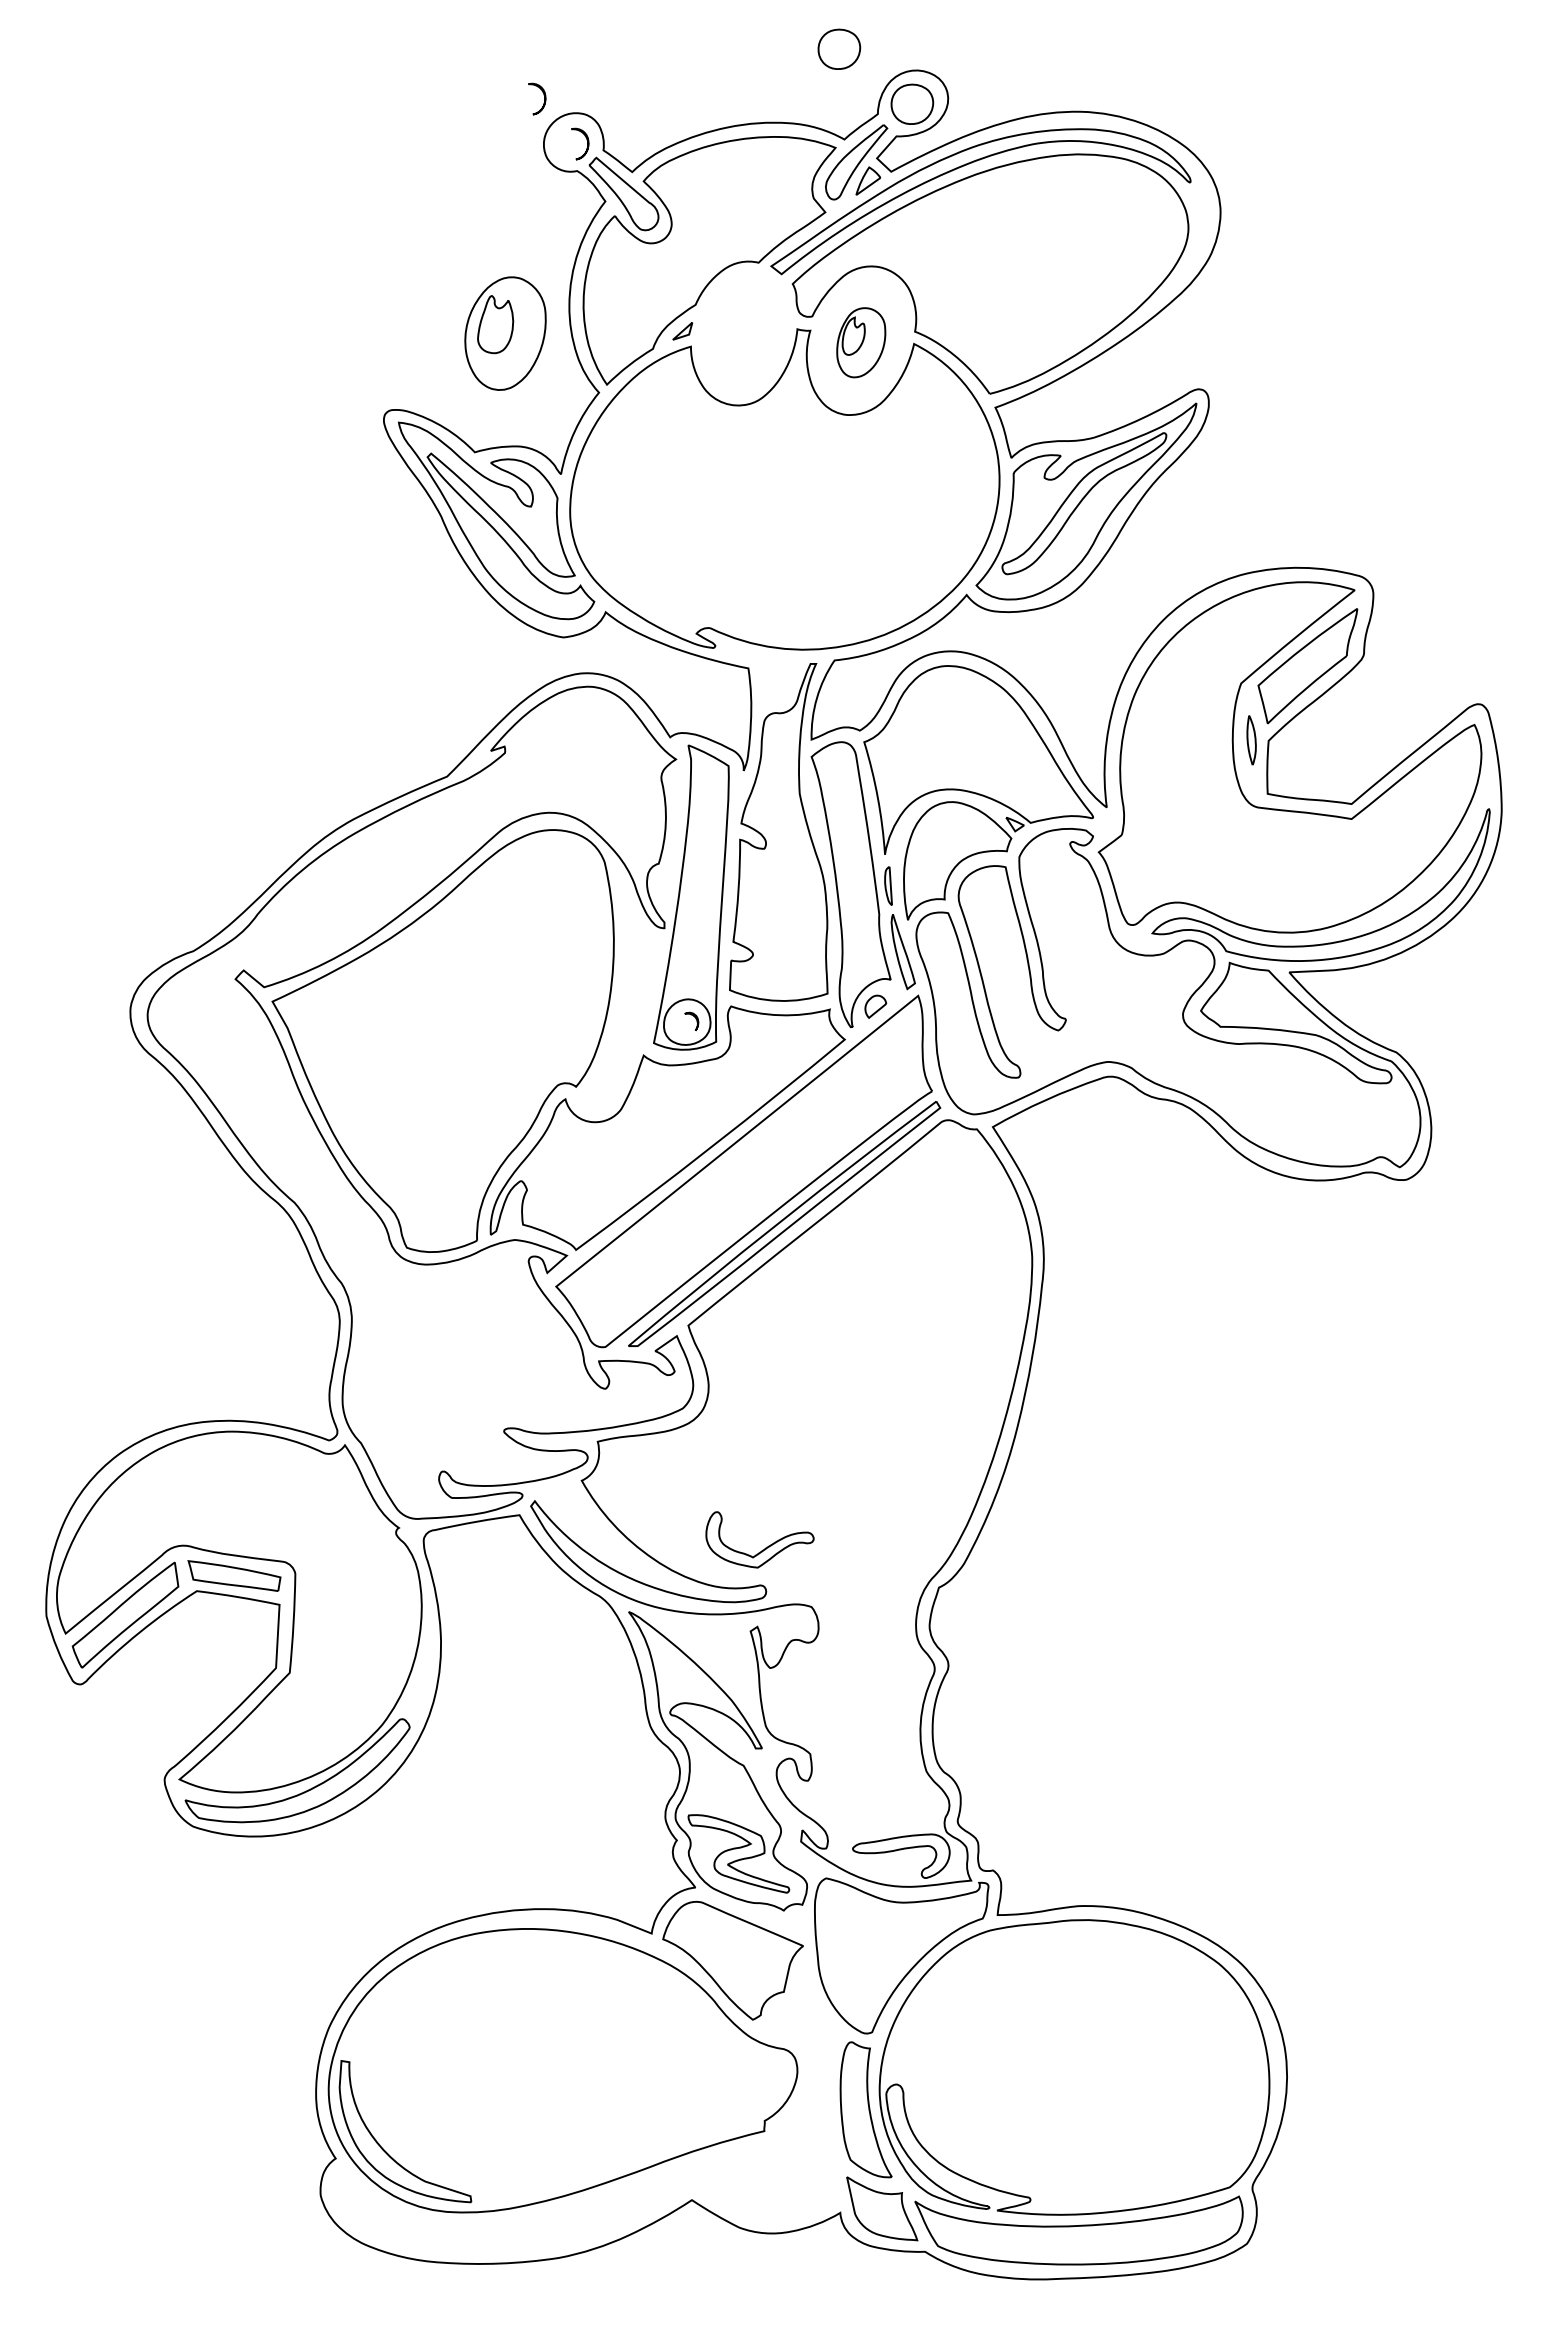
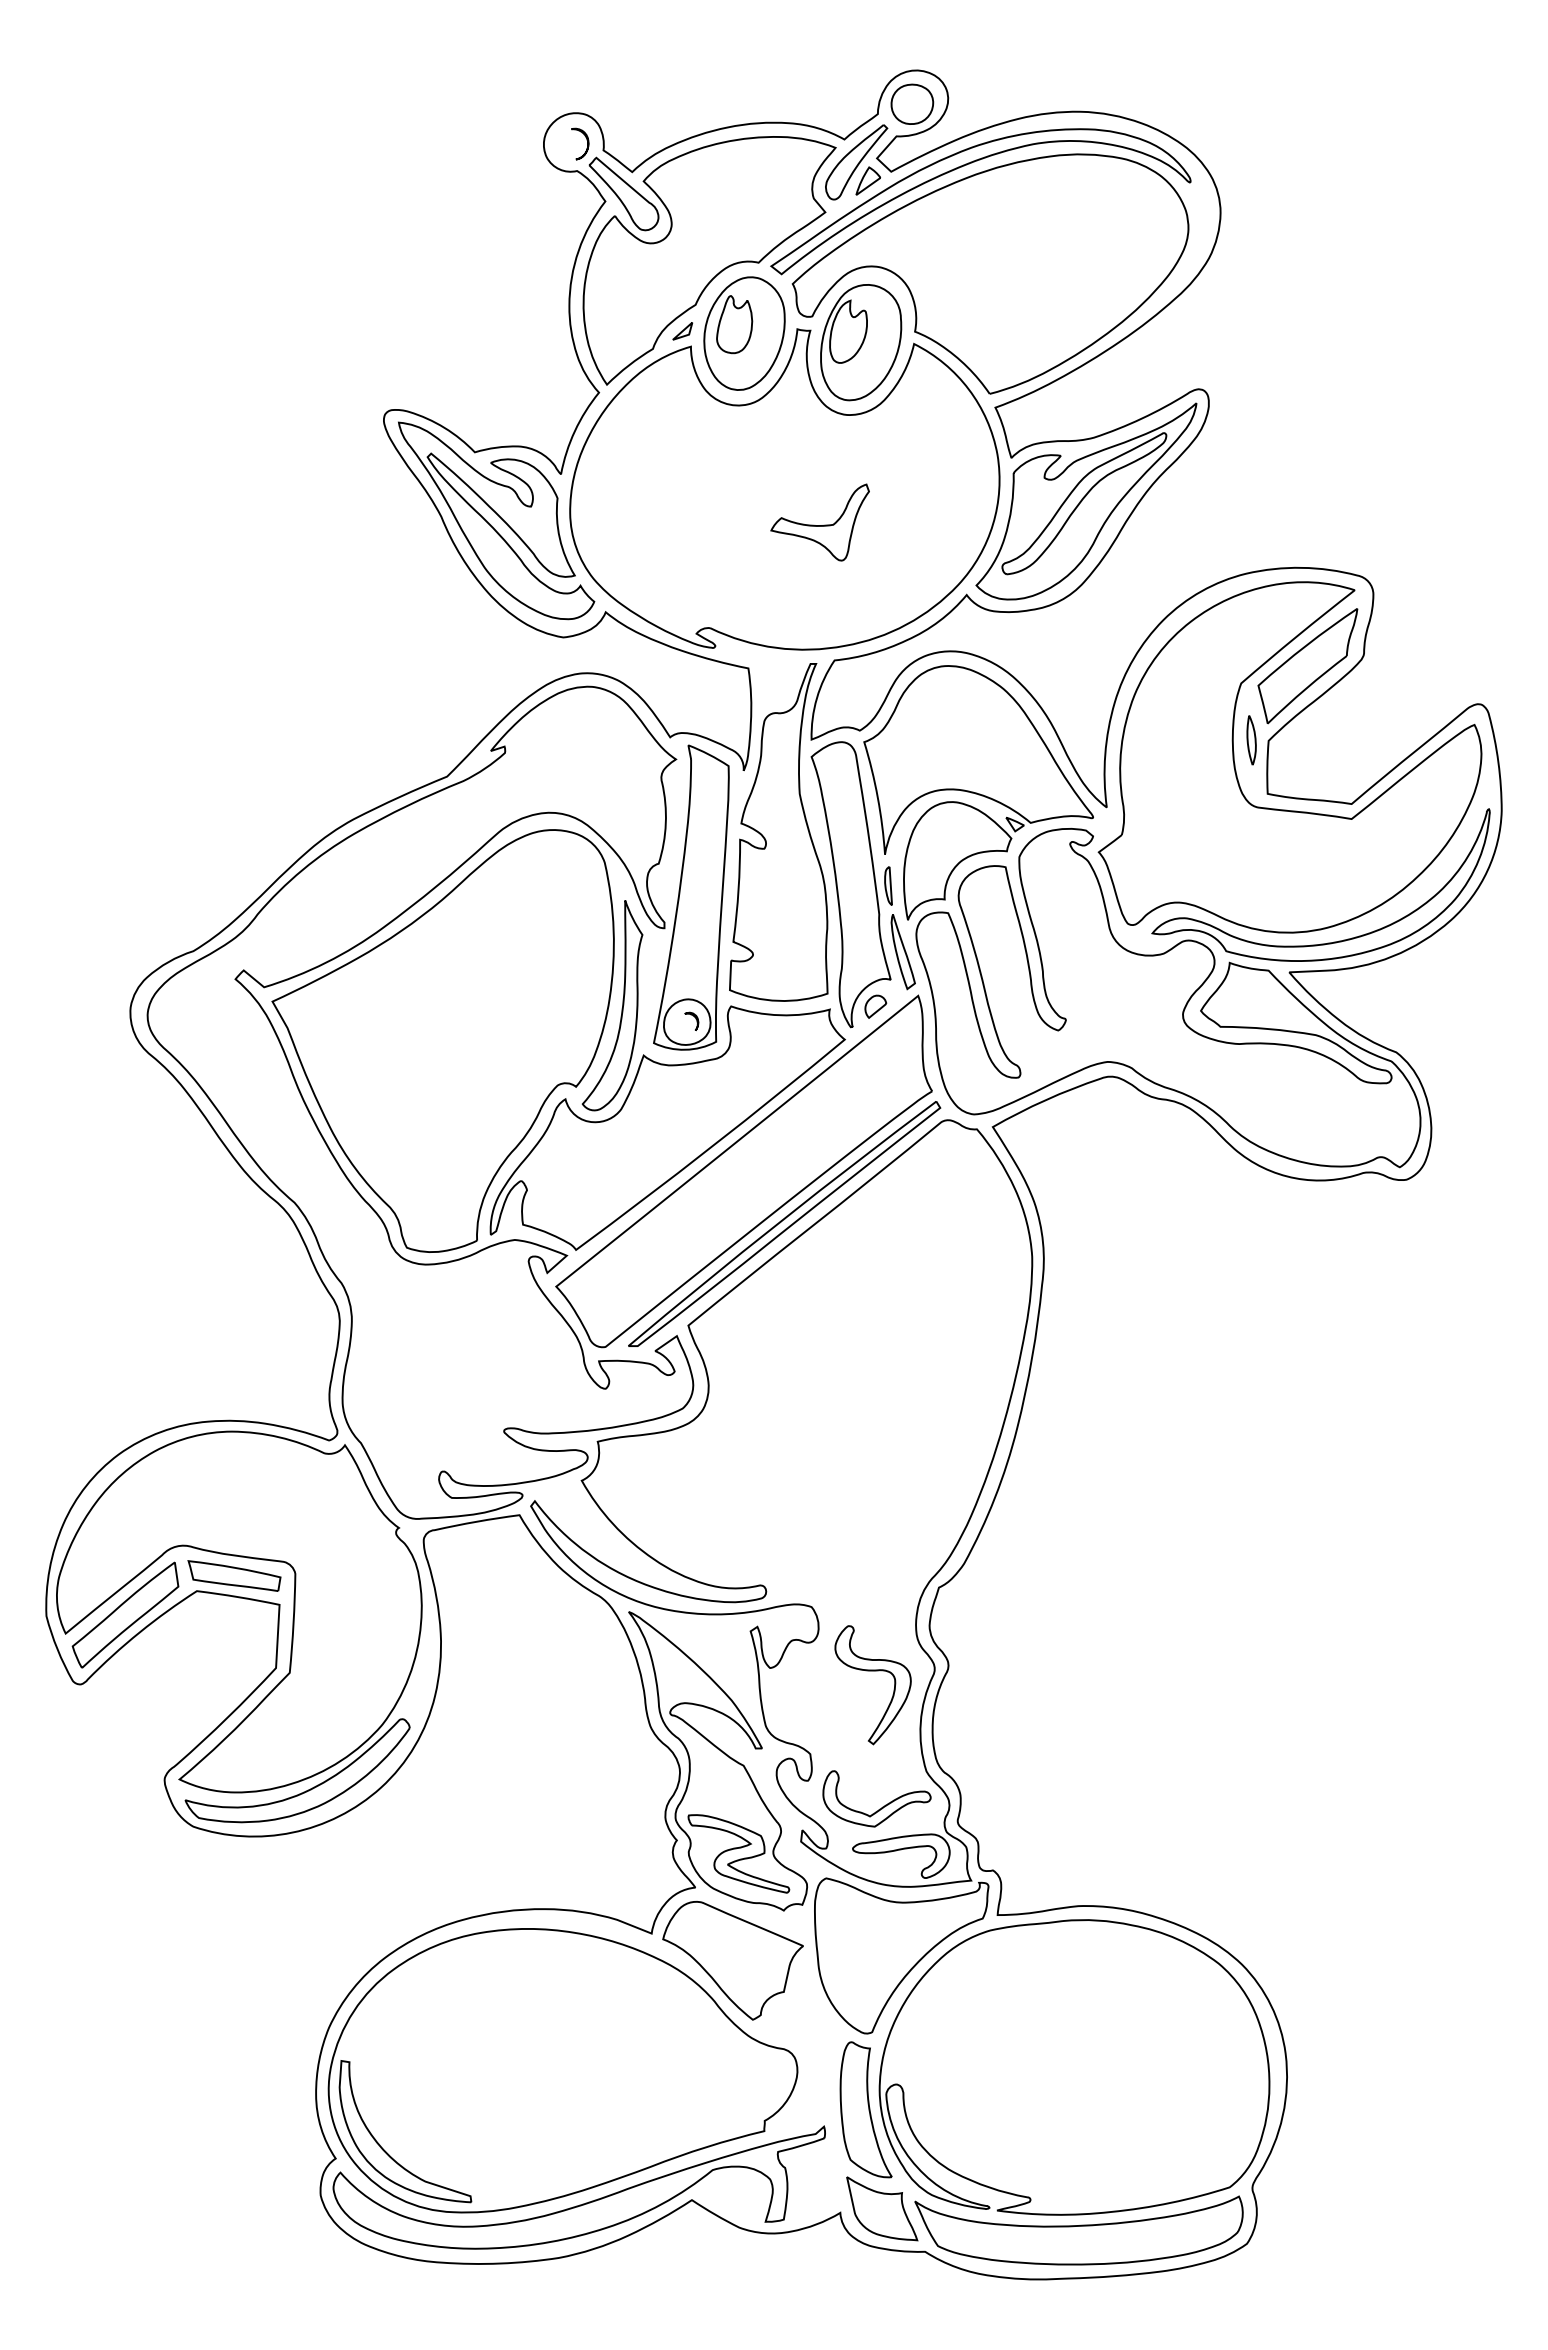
part: present -> none (839, 48)
part: present -> none (543, 95)
part position: (505, 333) -> (744, 333) (744, 333)
part size: 51x72 px -> 83x118 px (861, 342)
part: none -> present (819, 522)
part: none -> present (621, 1008)
part position: (765, 1547) -> (882, 1806) (882, 1806)
part: none -> present (872, 1671)
part: none -> present (582, 2203)
